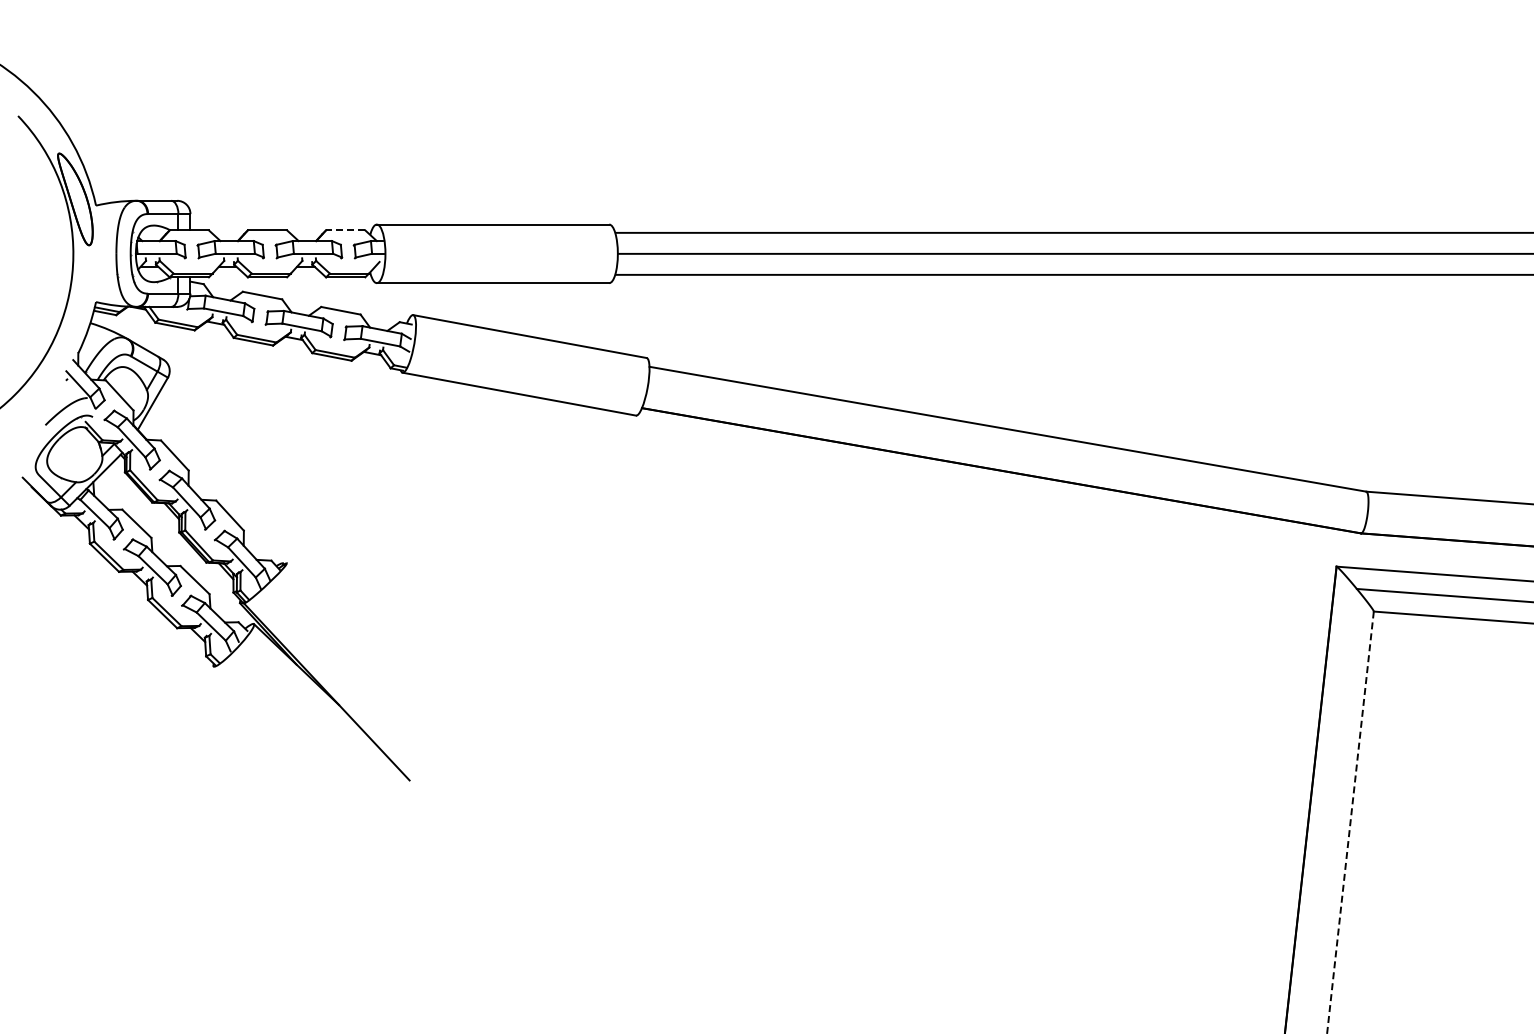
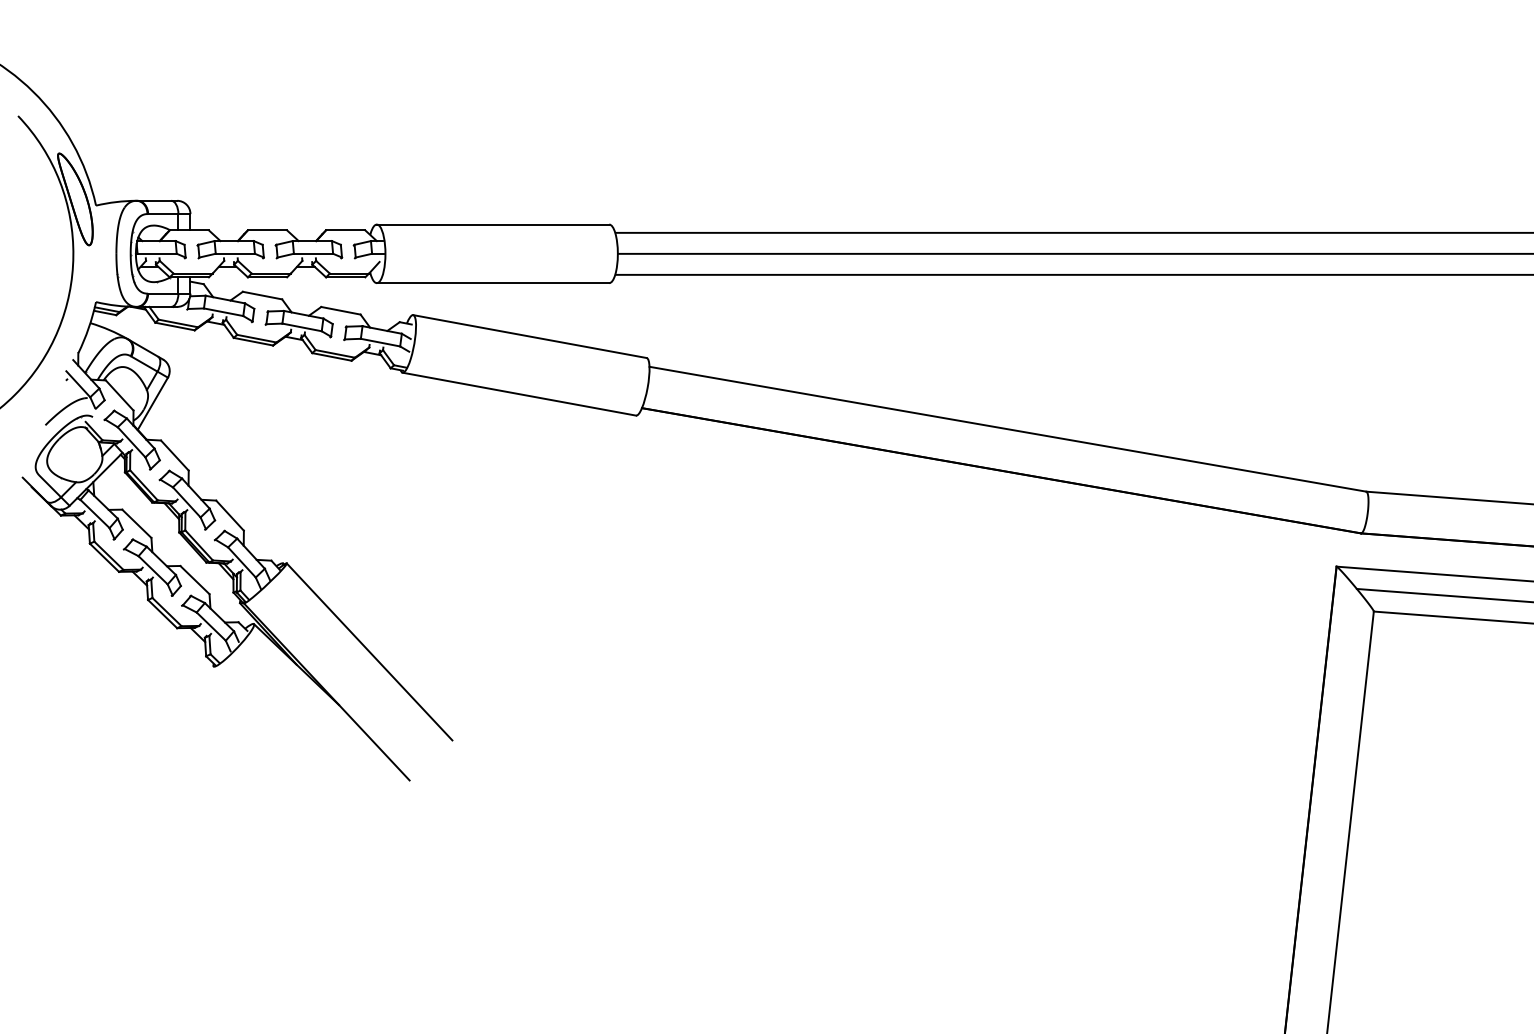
line: dashed -> solid (345, 230)
line: none -> present (369, 651)
line: dashed -> solid (1350, 822)
